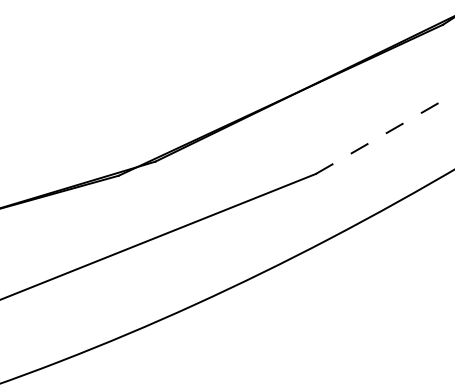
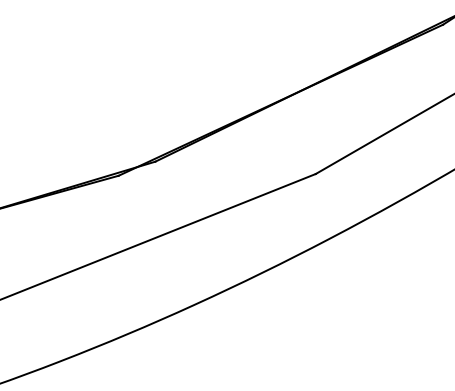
line: dashed -> solid (384, 134)
